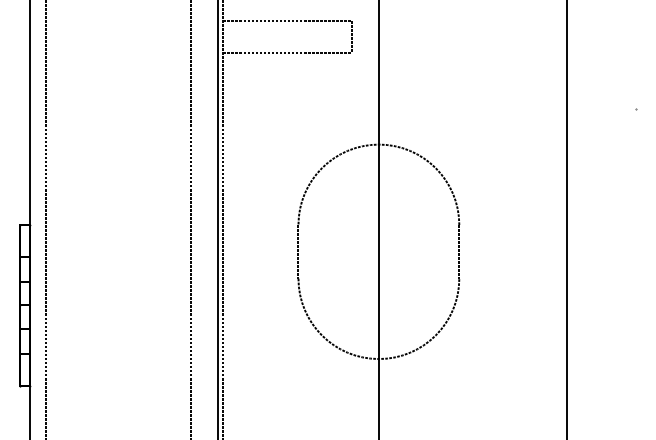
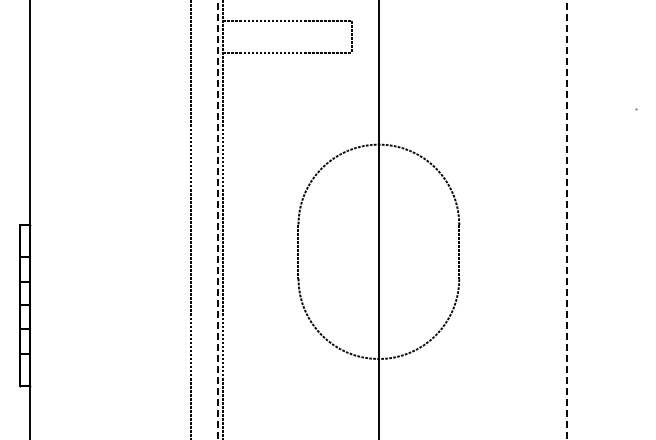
line: present -> none (46, 219)
line: solid -> dashed (218, 220)
line: solid -> dashed (566, 220)
